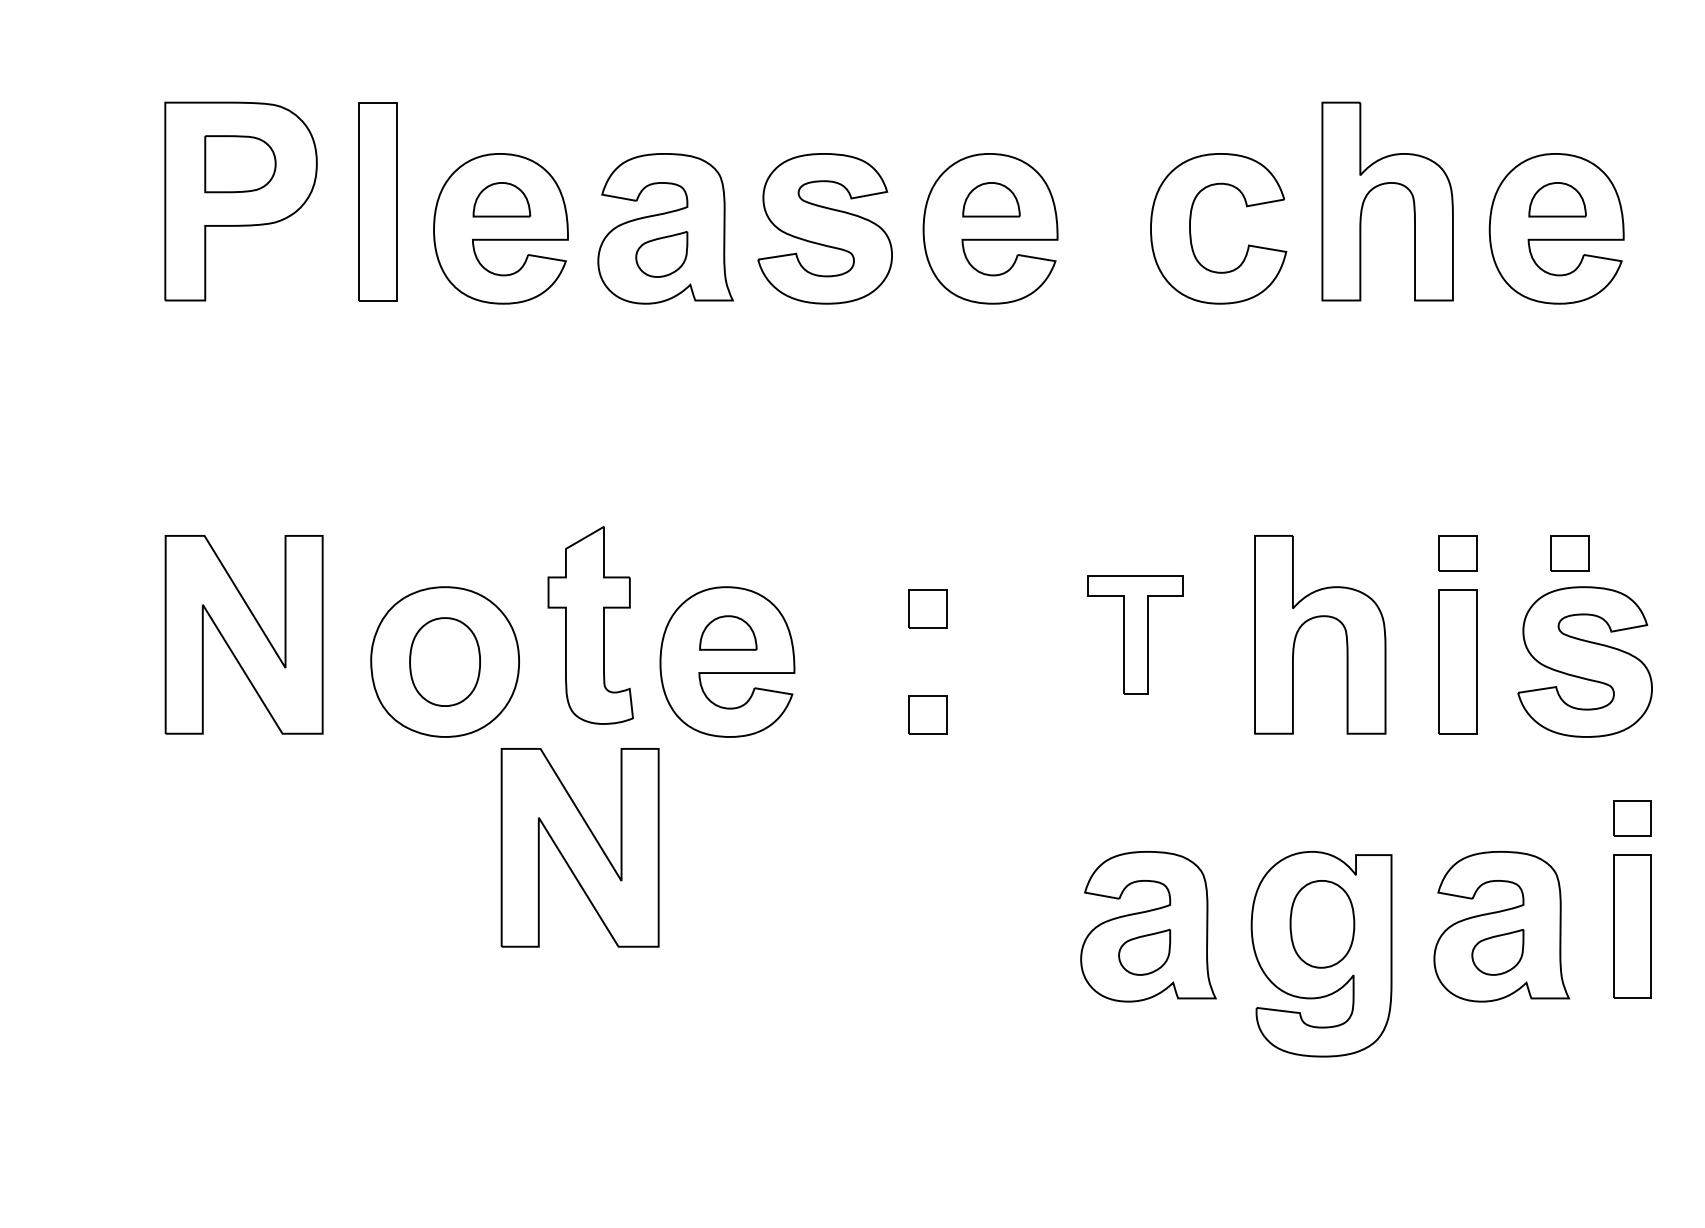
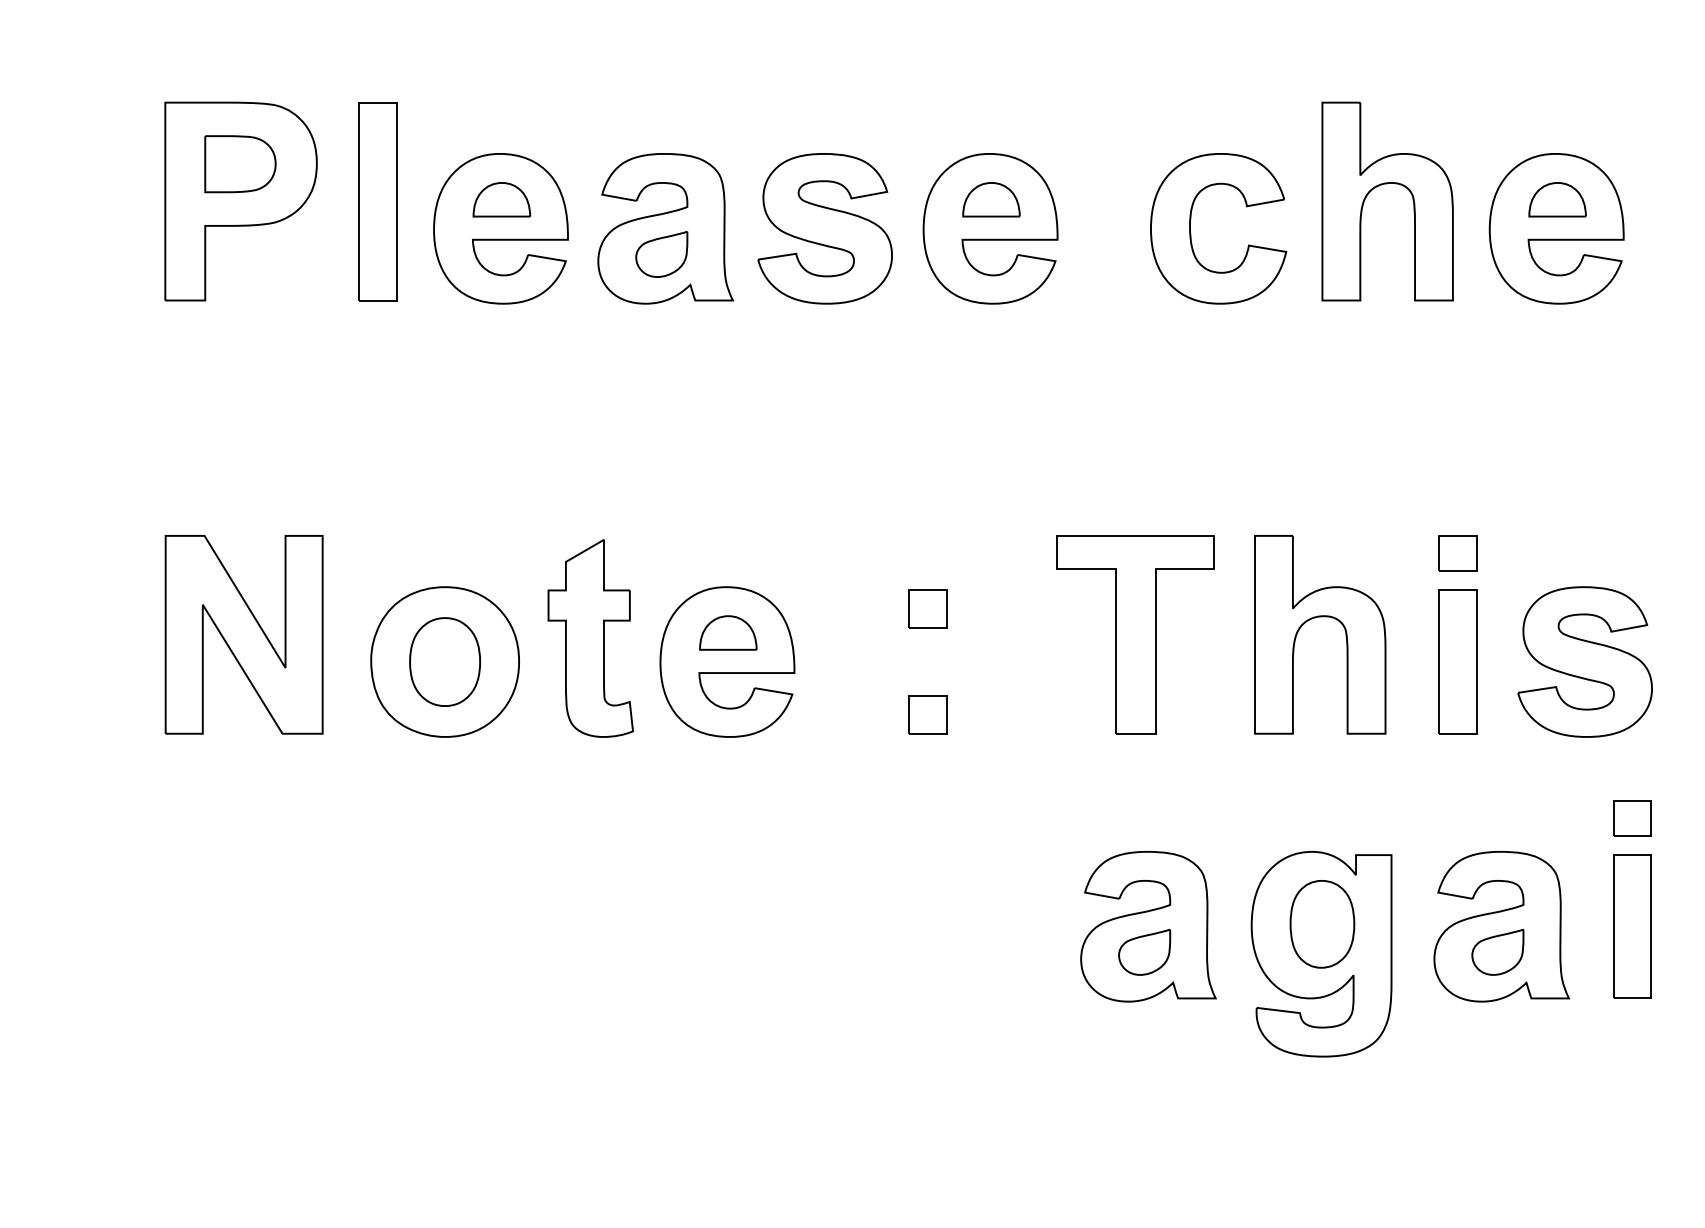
part: present -> none (1569, 553)
part position: (590, 625) -> (590, 638) (590, 638)
part size: 97x120 px -> 159x200 px (1135, 634)
part: present -> none (579, 847)
